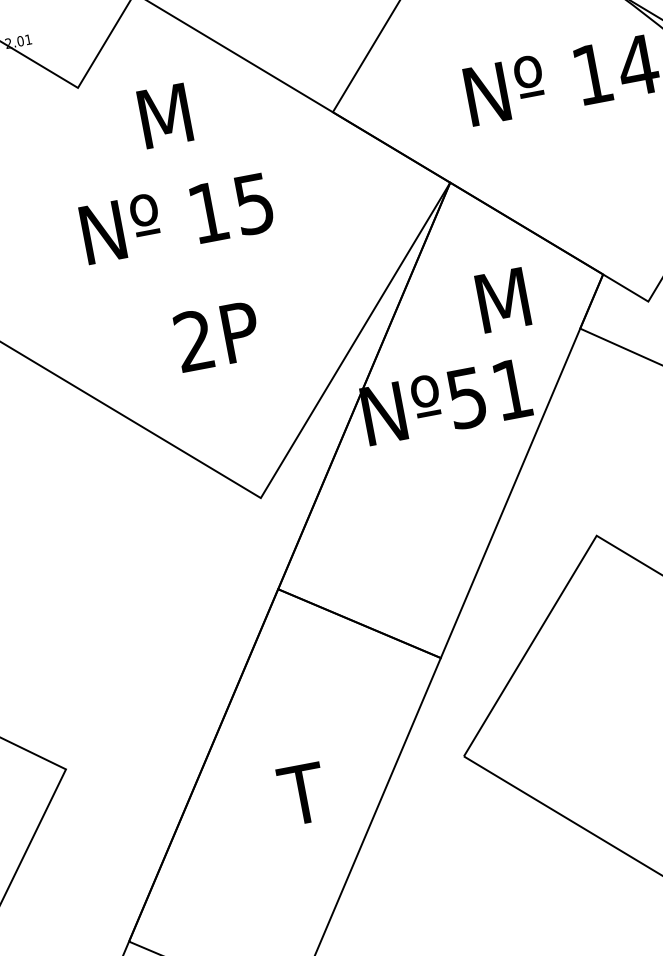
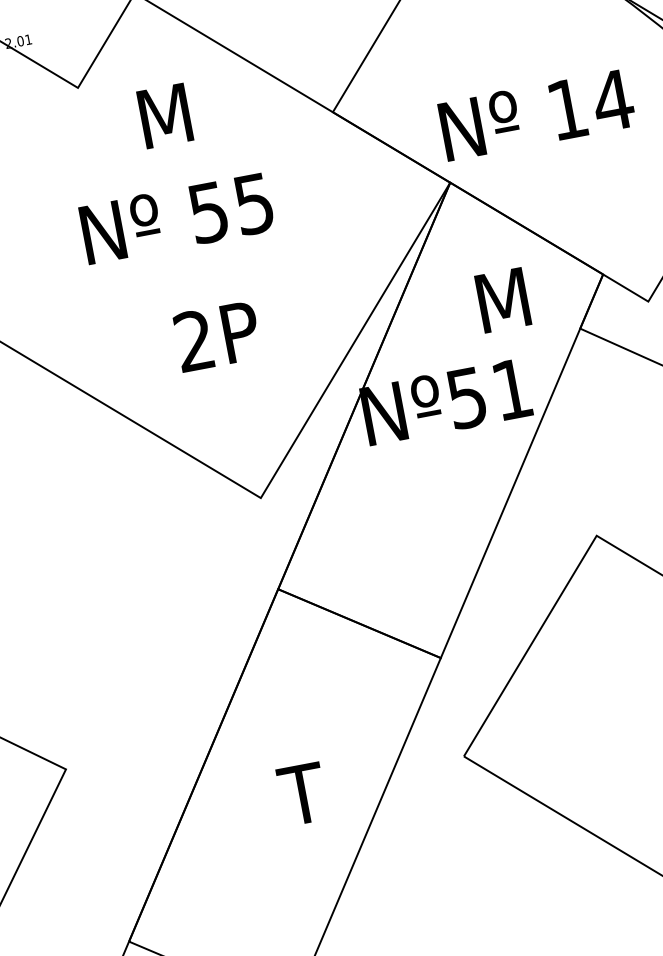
text position: (560, 80) -> (535, 115) (535, 115)
text: 15 -> 55 (209, 212)
